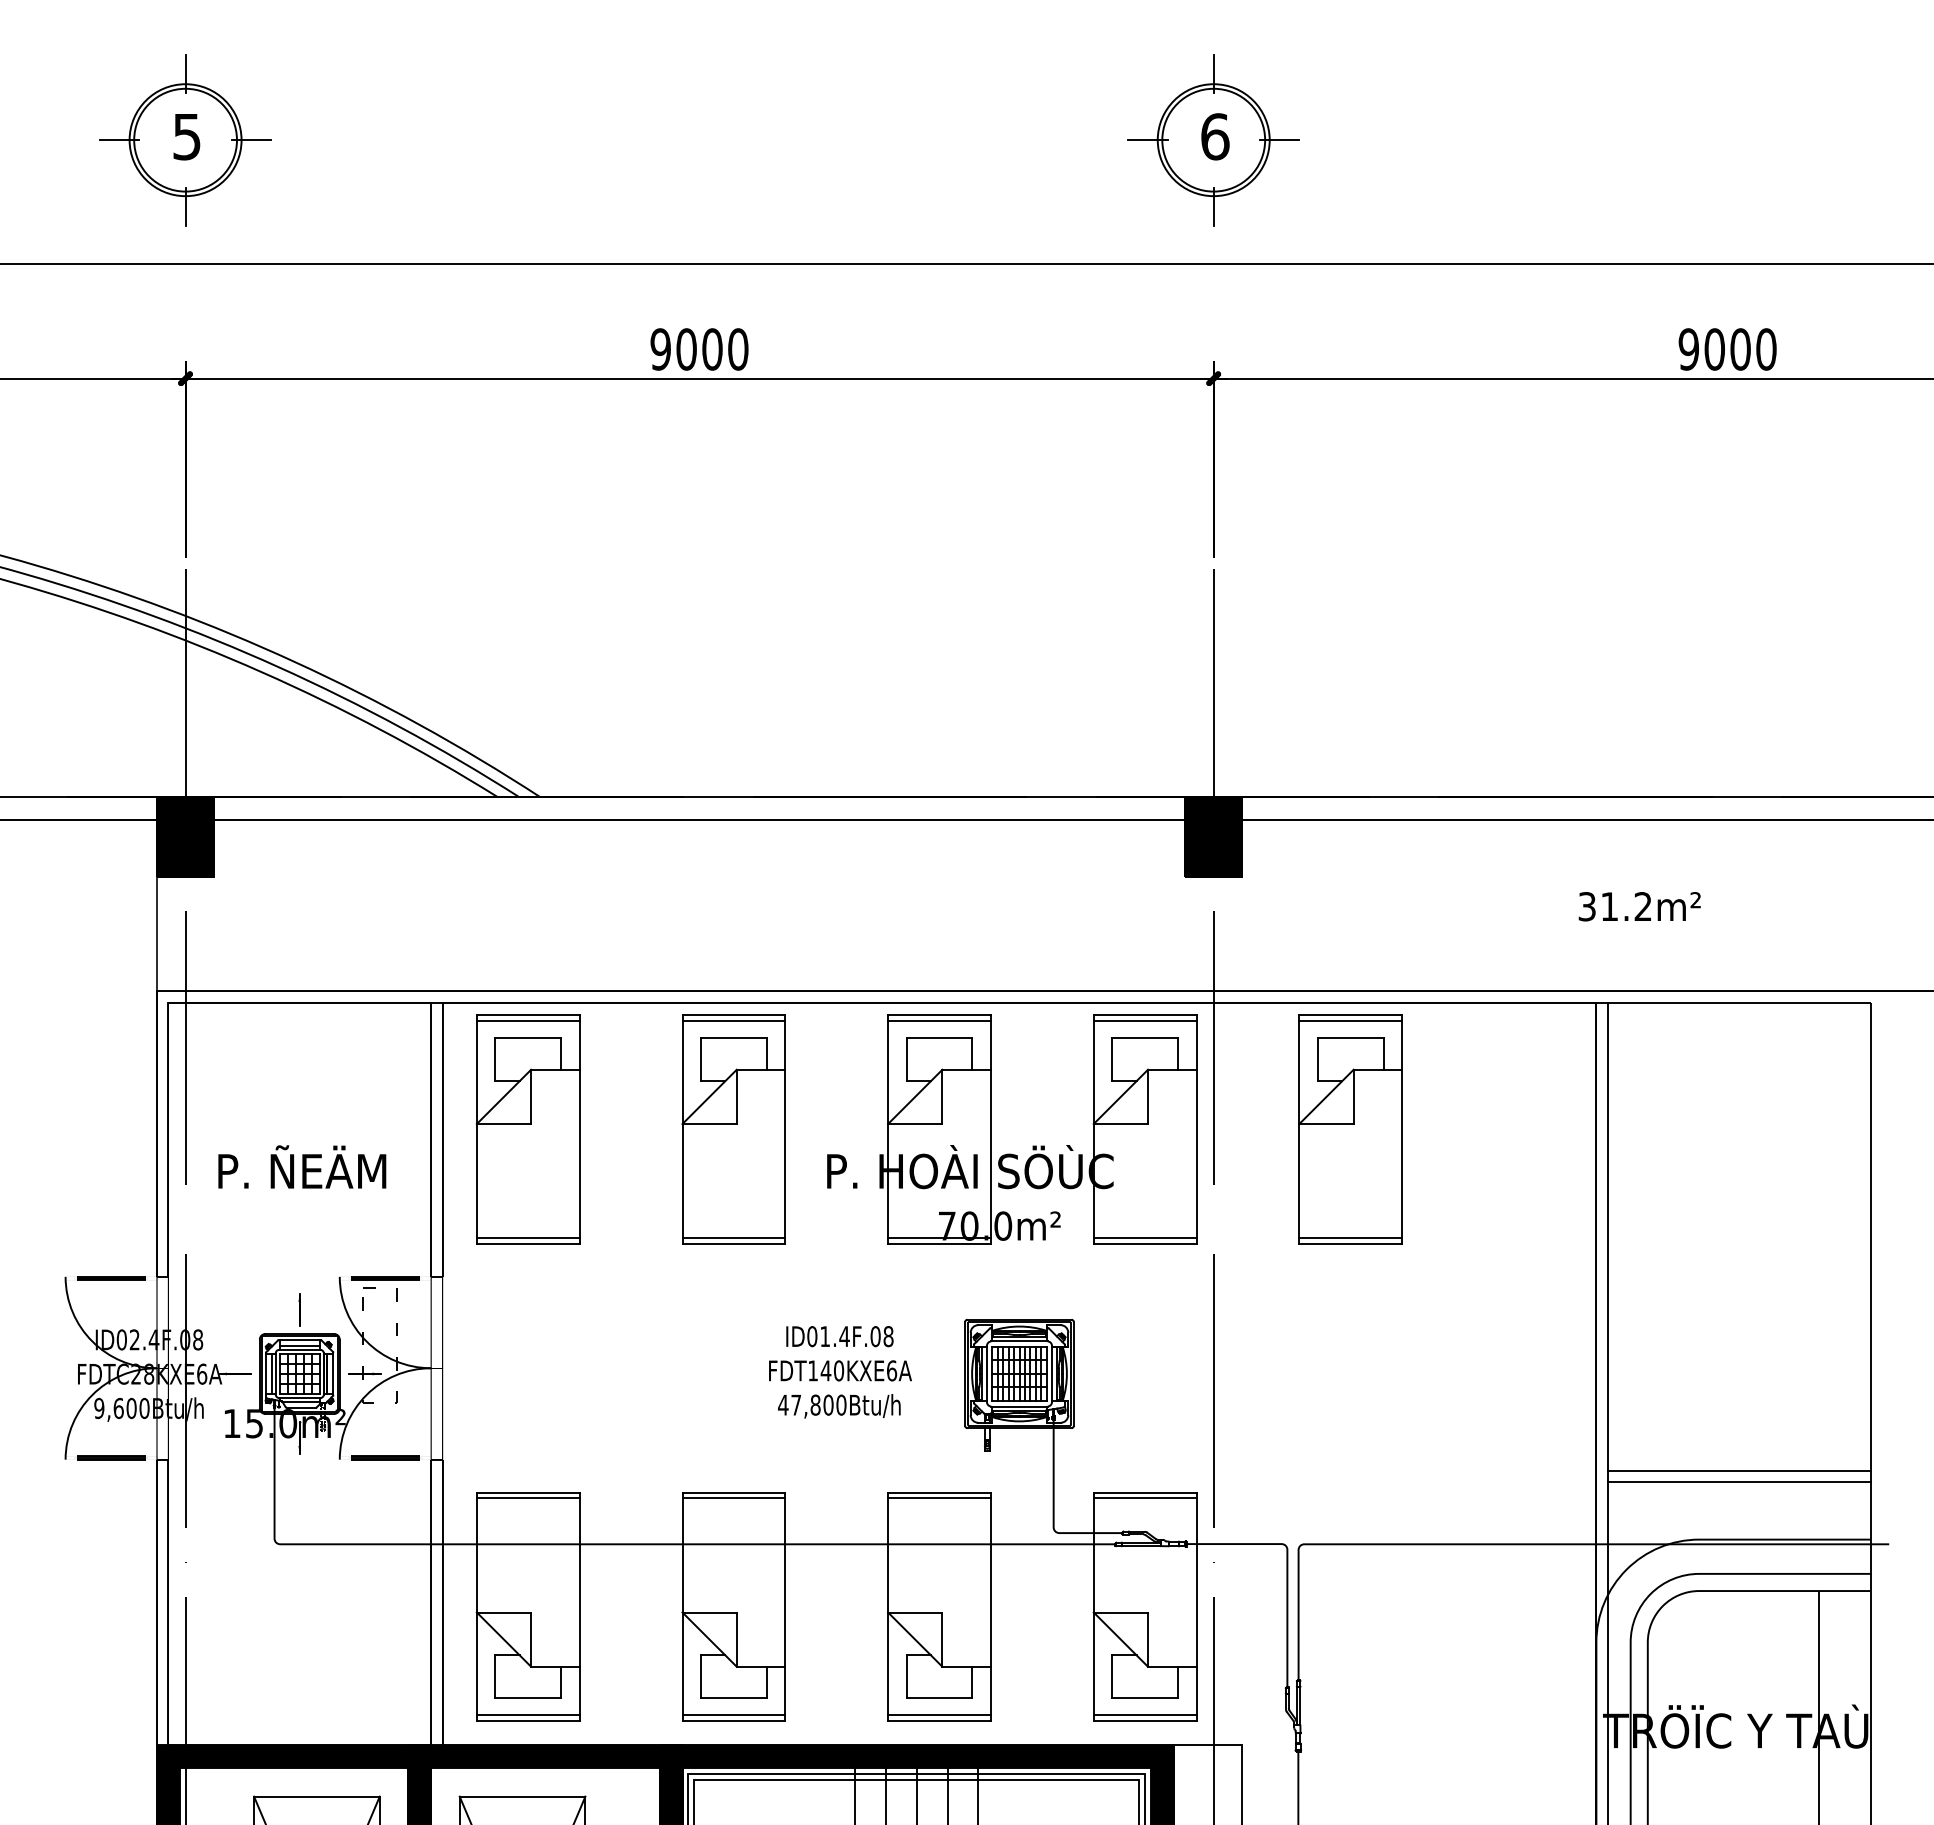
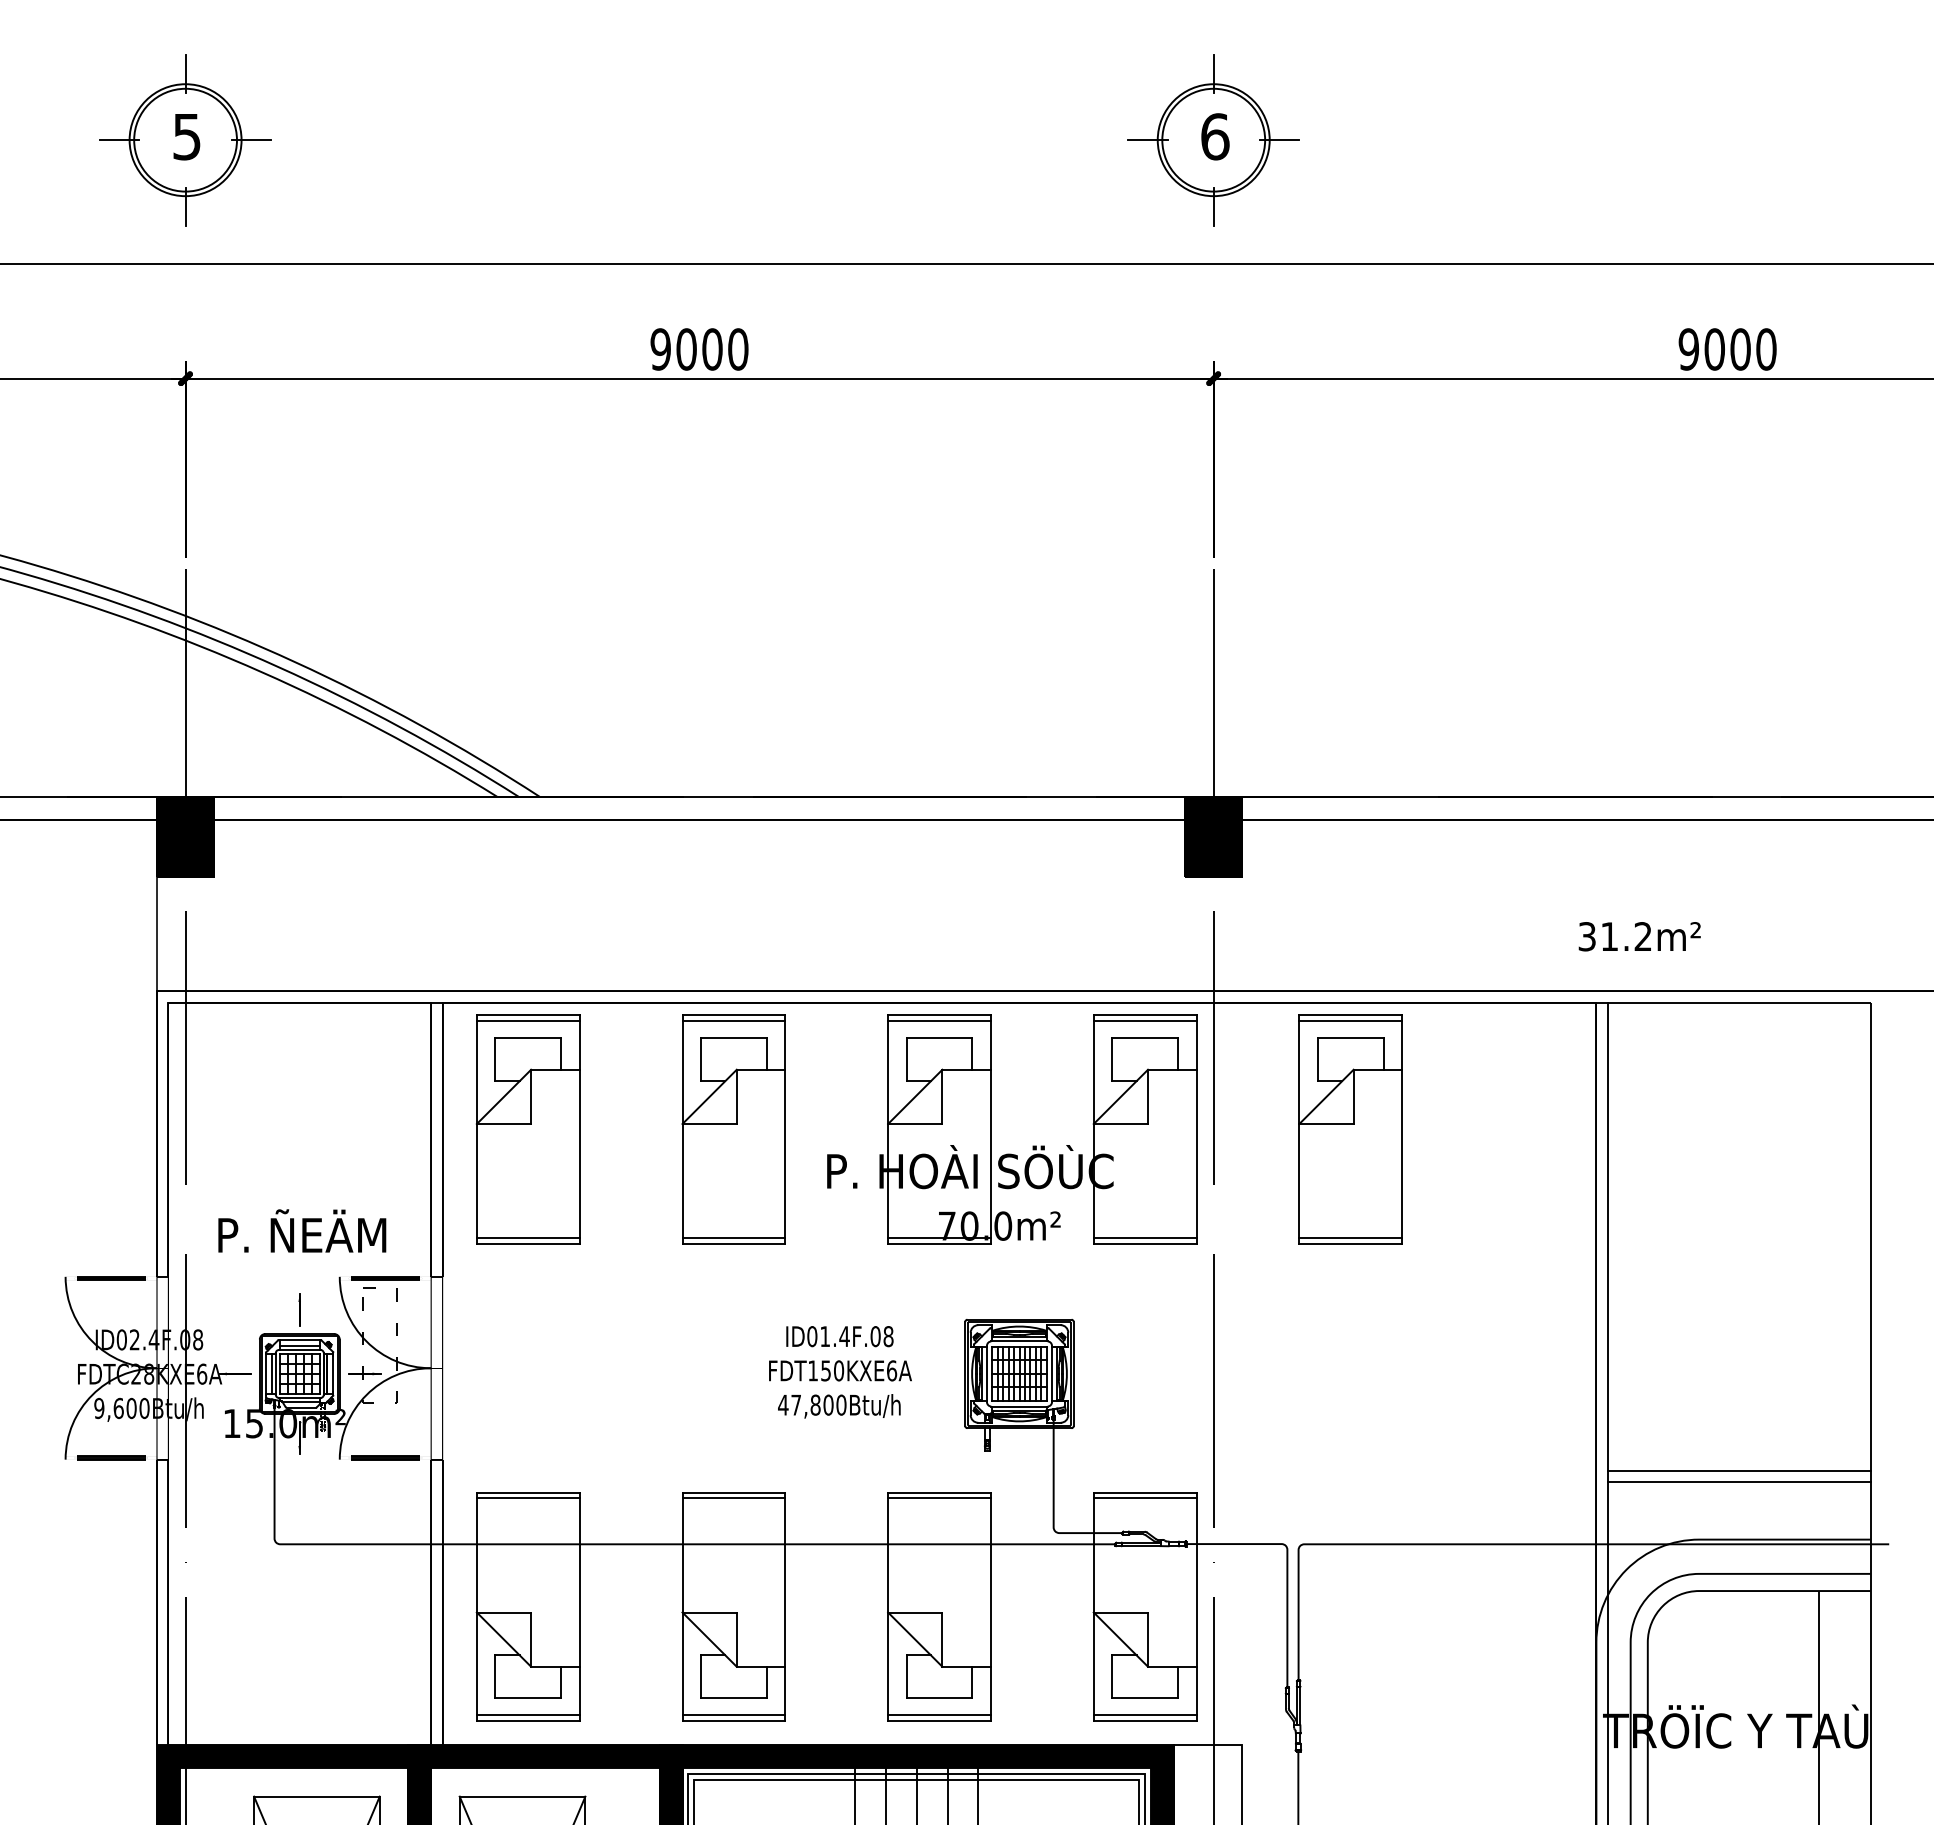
text position: (1639, 906) -> (1639, 936) (1639, 936)
text position: (302, 1166) -> (302, 1230) (302, 1230)
text: FDT140KXE6A -> FDT150KXE6A (825, 1370)
